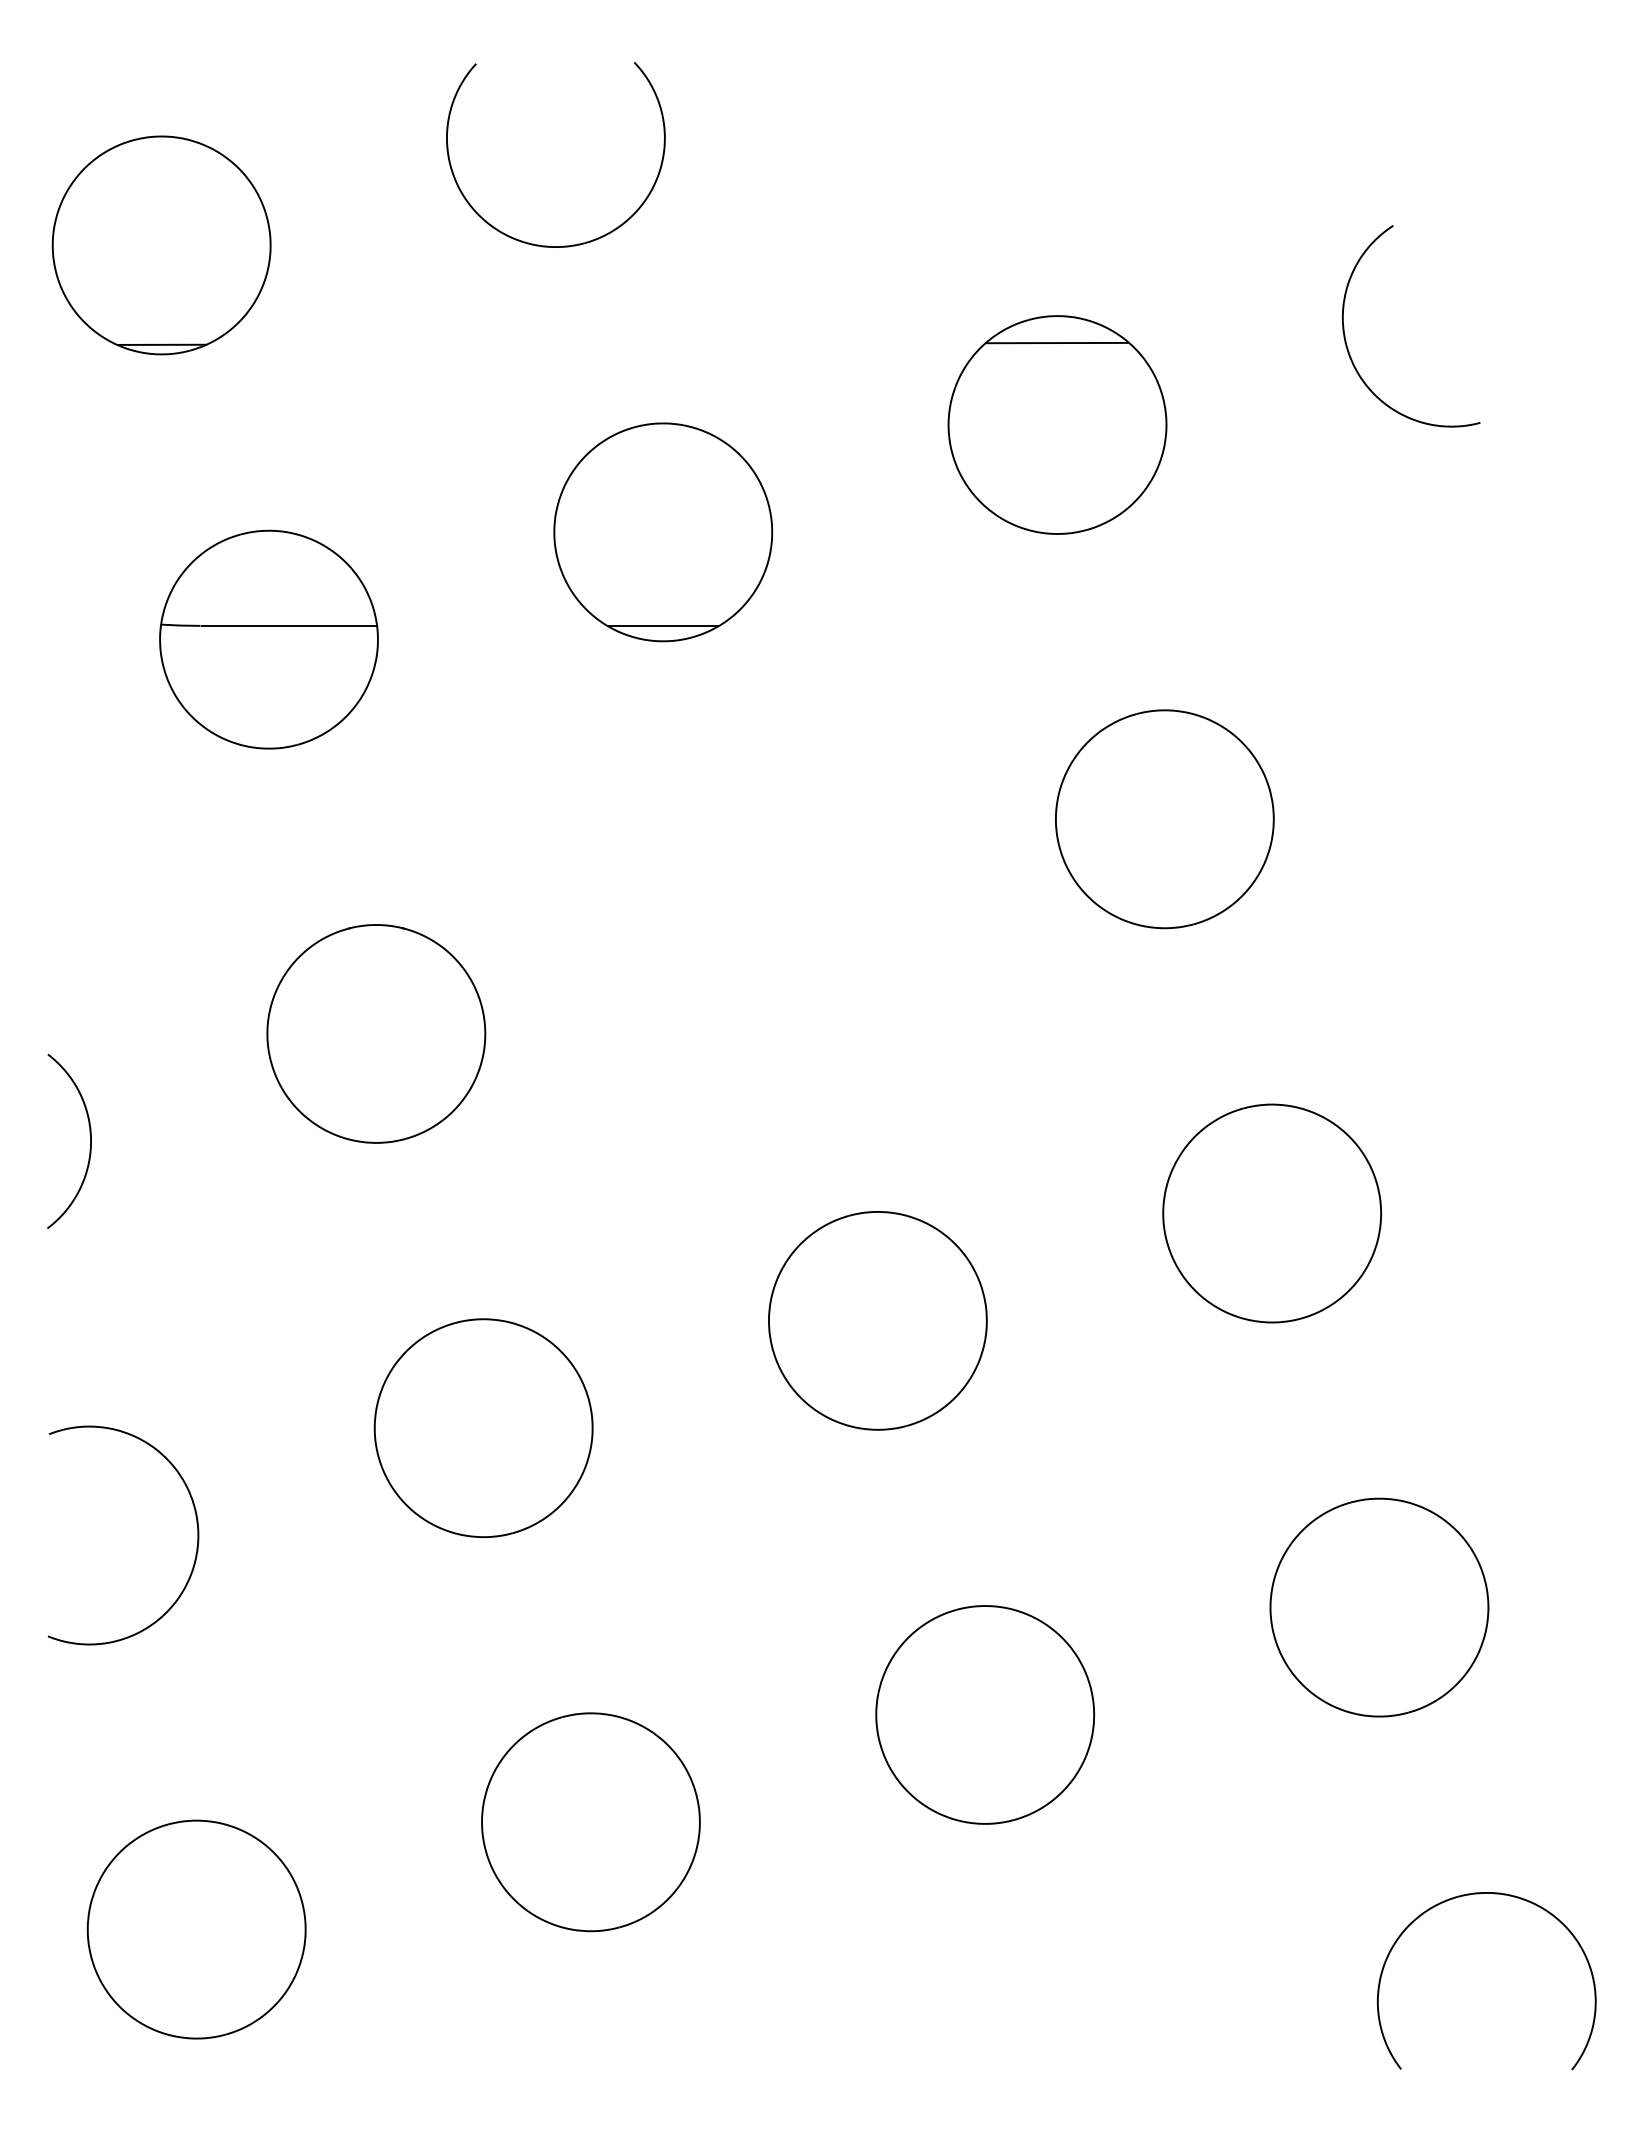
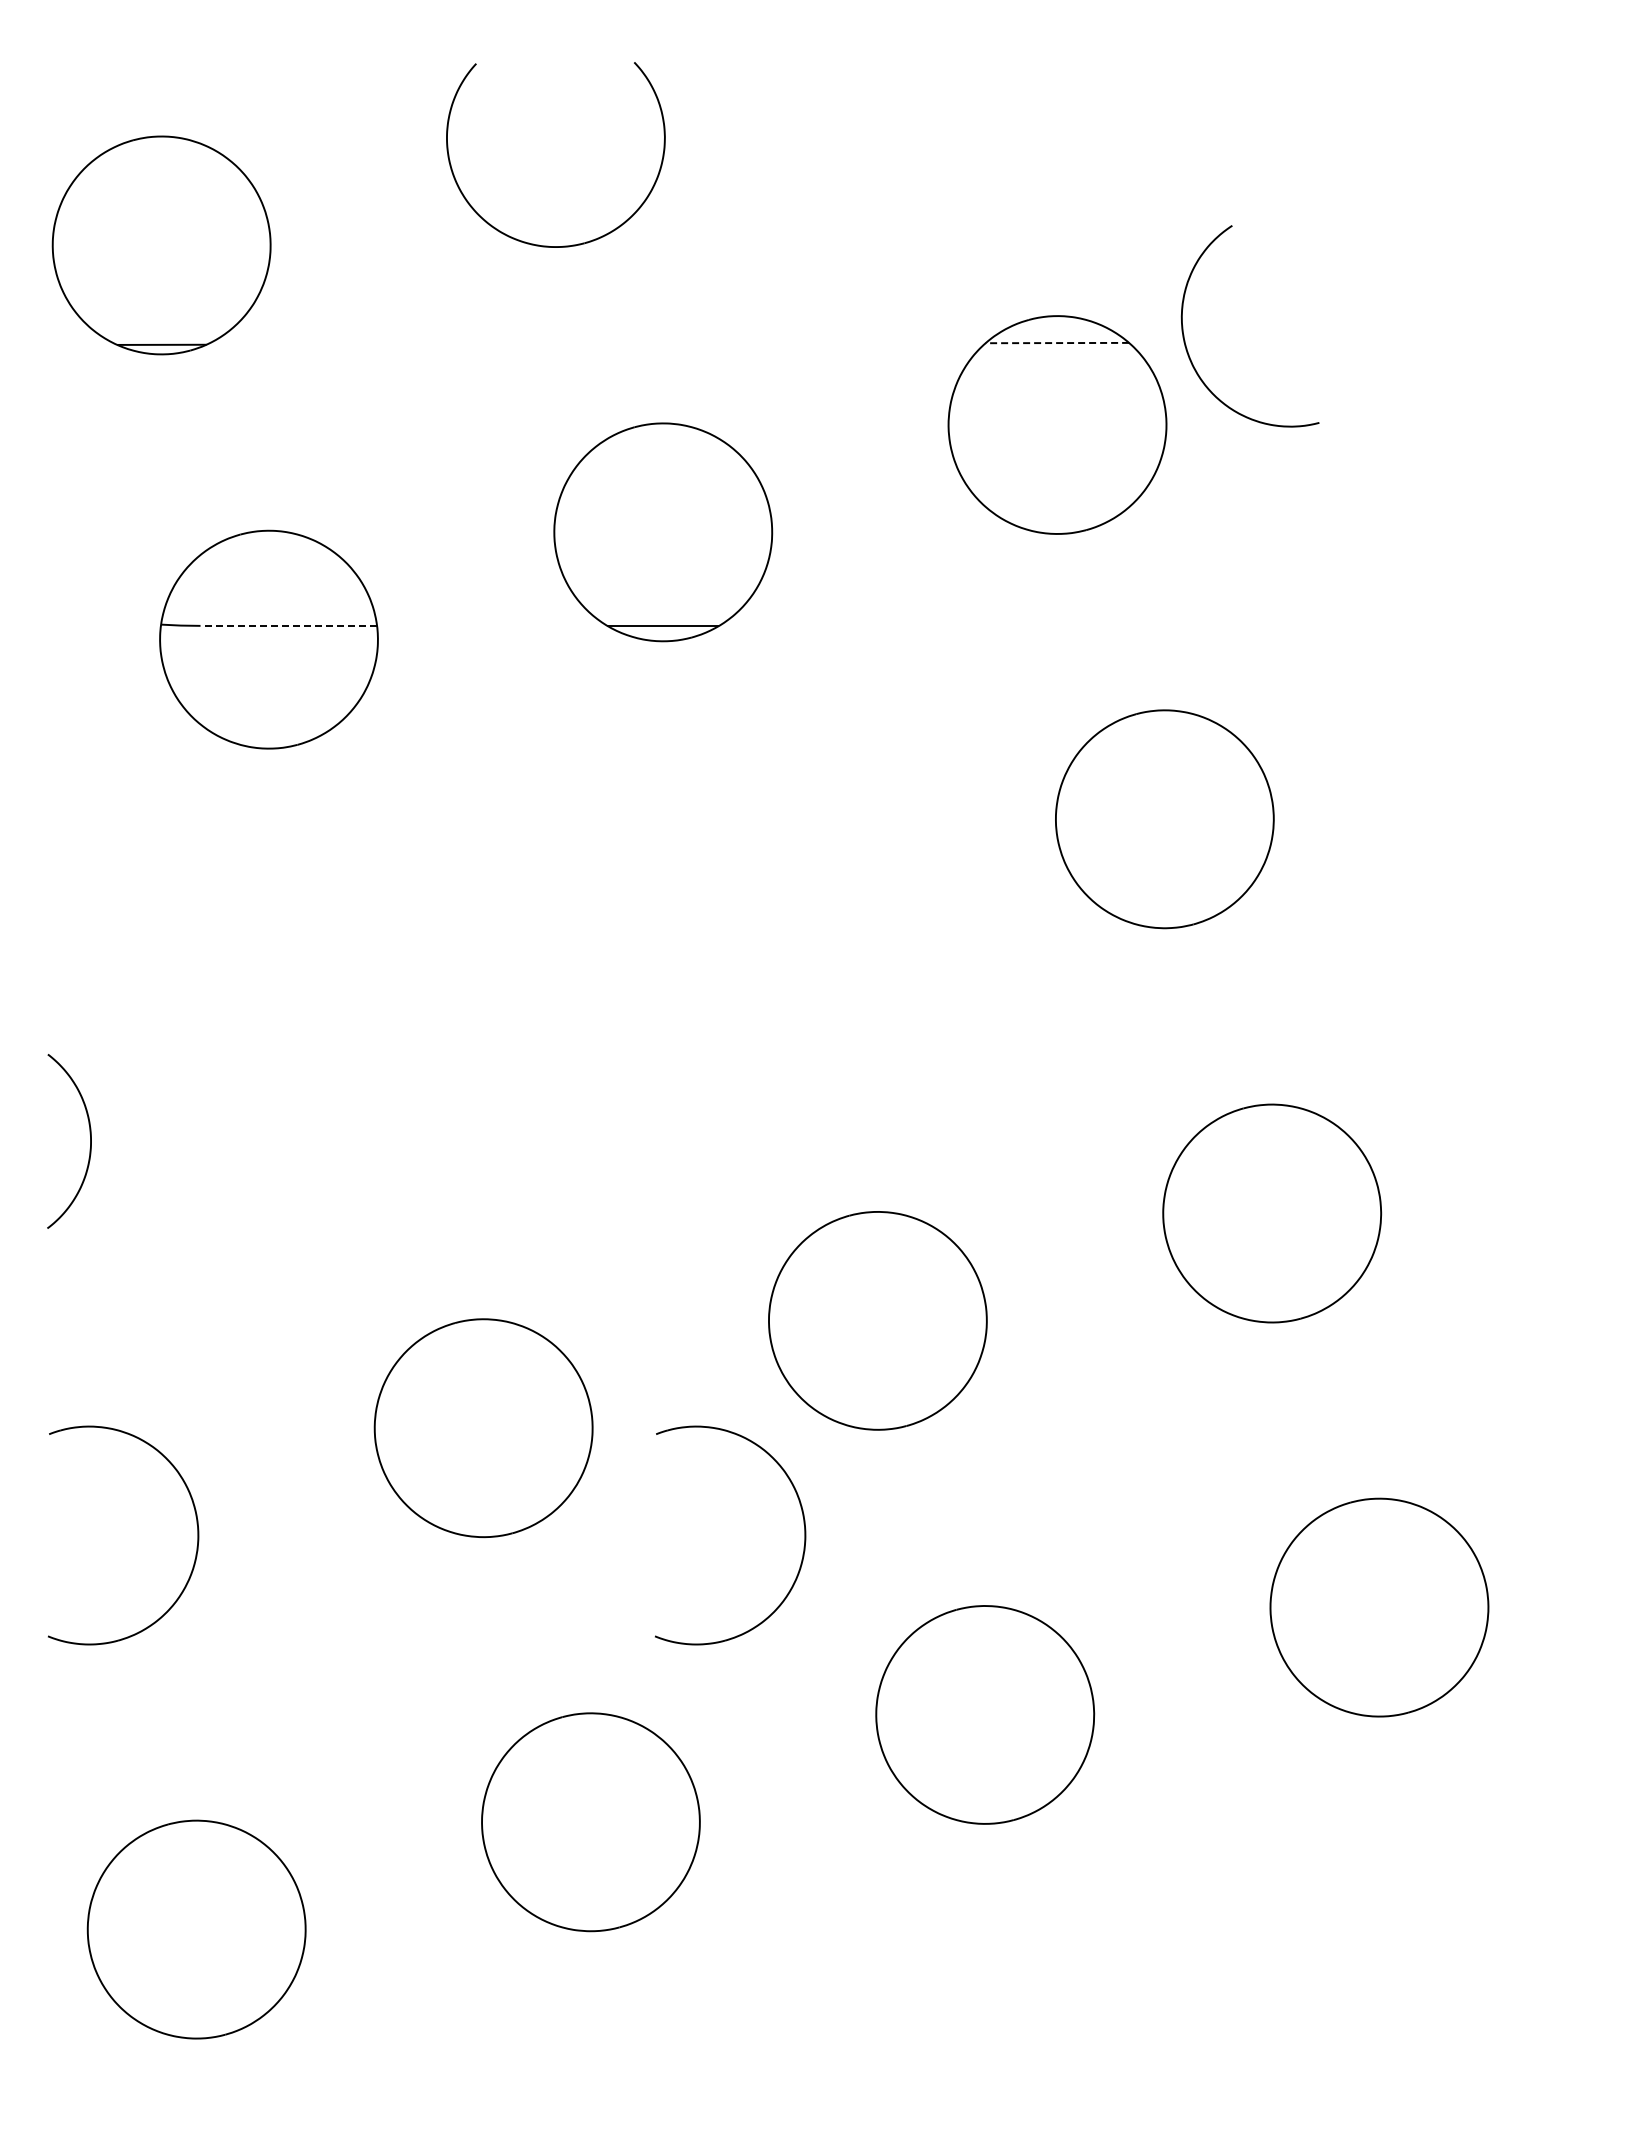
curve position: (1345, 334) -> (1184, 334) (1184, 334)
line: solid -> dashed (1057, 343)
line: solid -> dashed (288, 625)
part: present -> none (376, 1033)
part: none -> present (803, 1524)
part: present -> none (1479, 1894)
